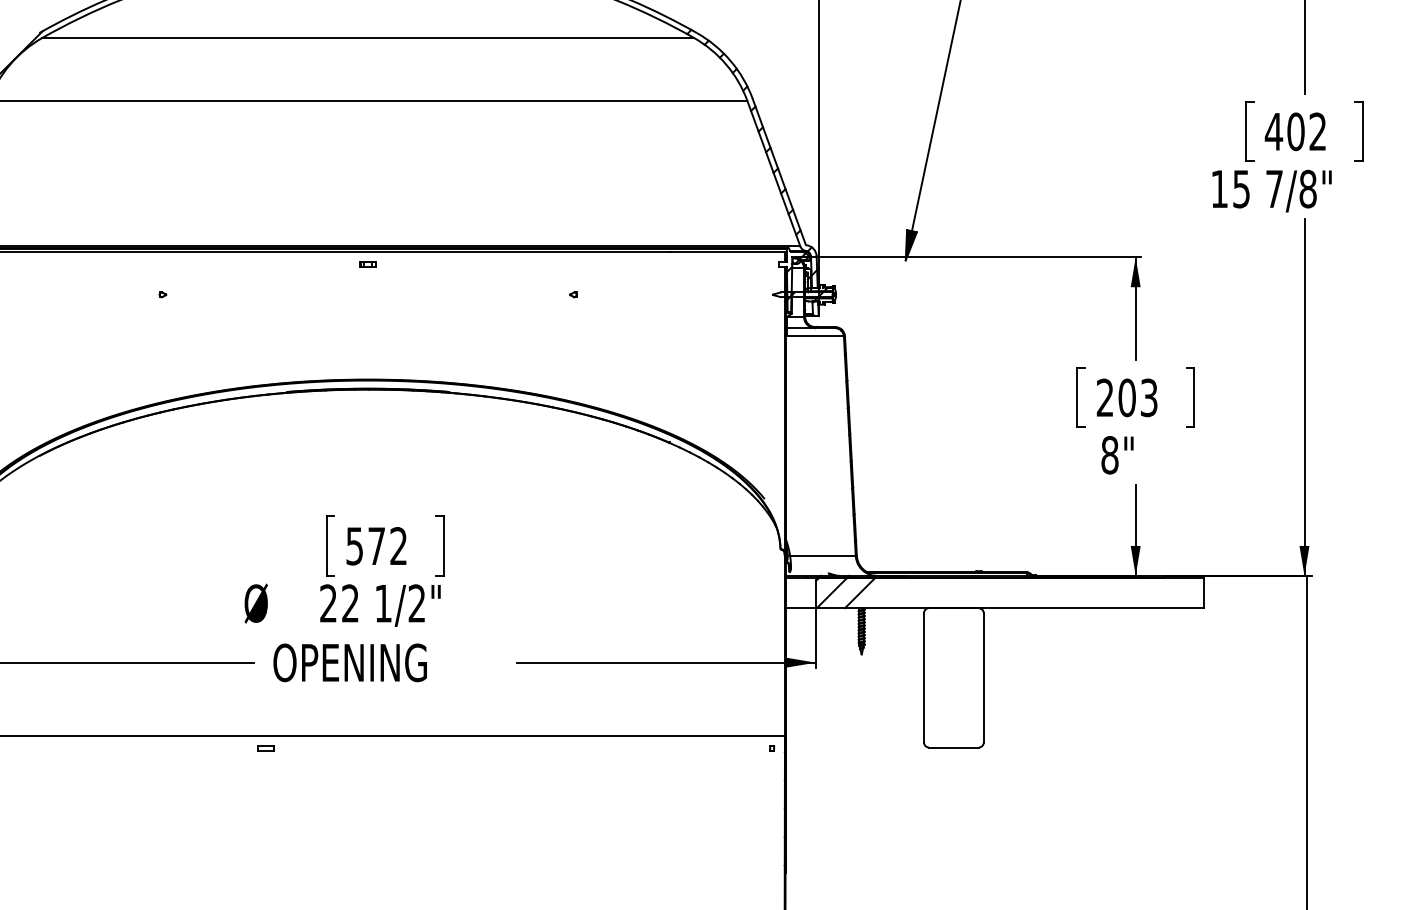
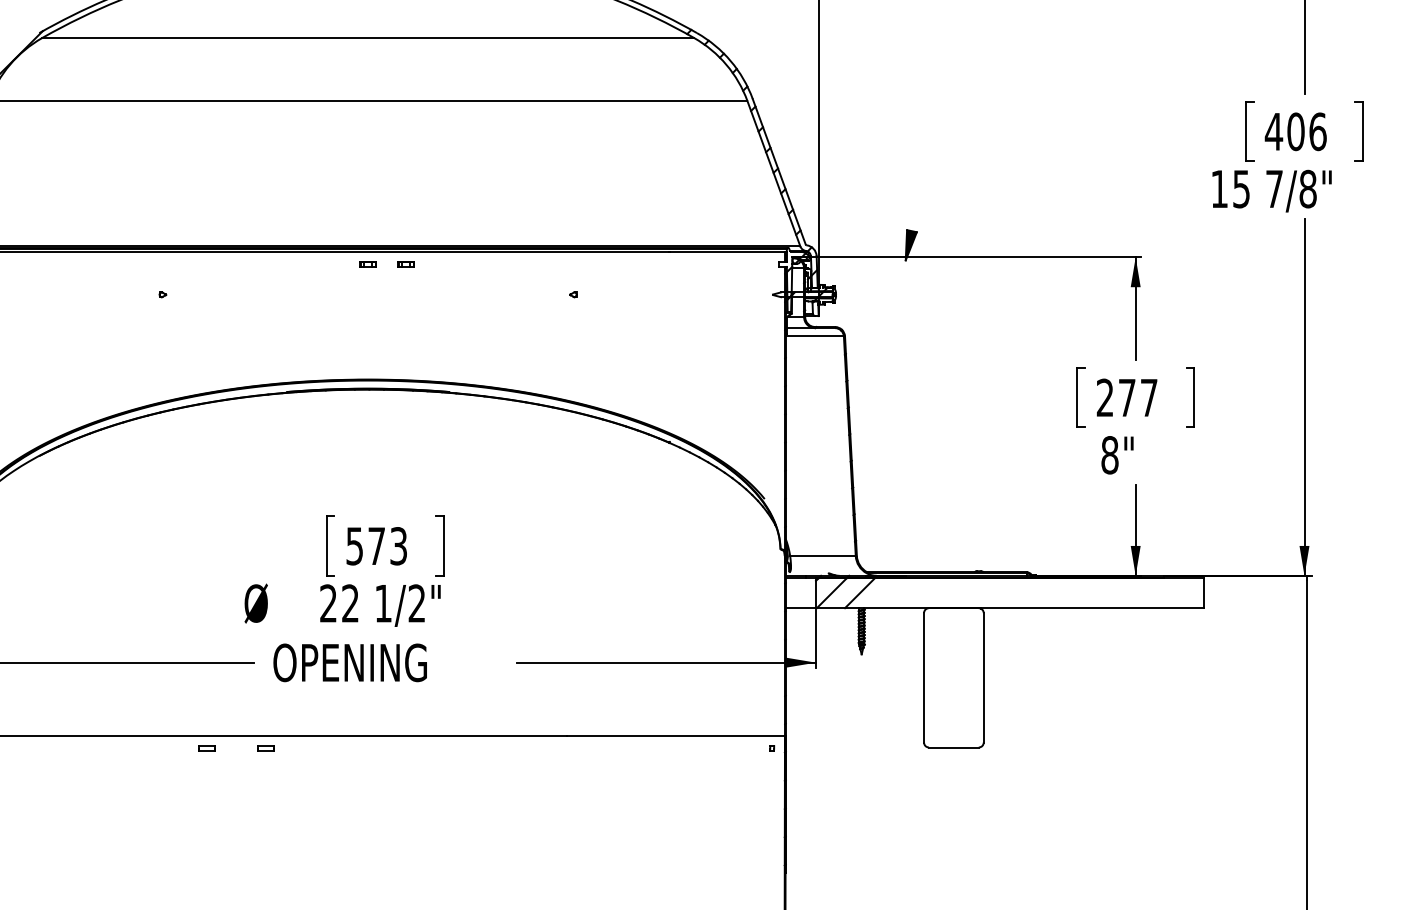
line: present -> none (935, 116)
text: 402 -> 406 (1317, 131)
part: none -> present (405, 264)
text: 203 -> 277 (1137, 397)
text: 572 -> 573 (398, 546)
part: none -> present (206, 748)
